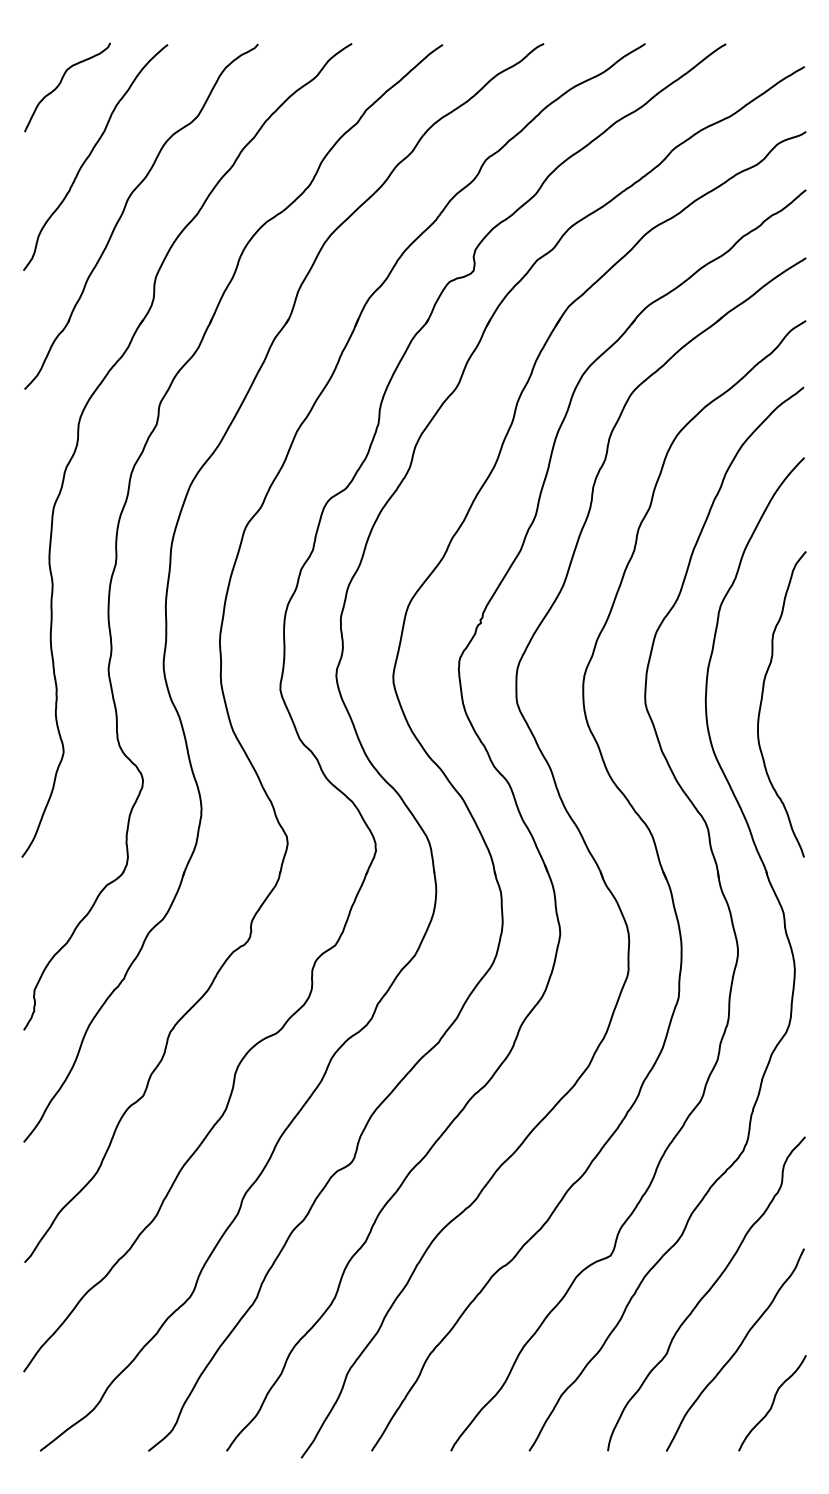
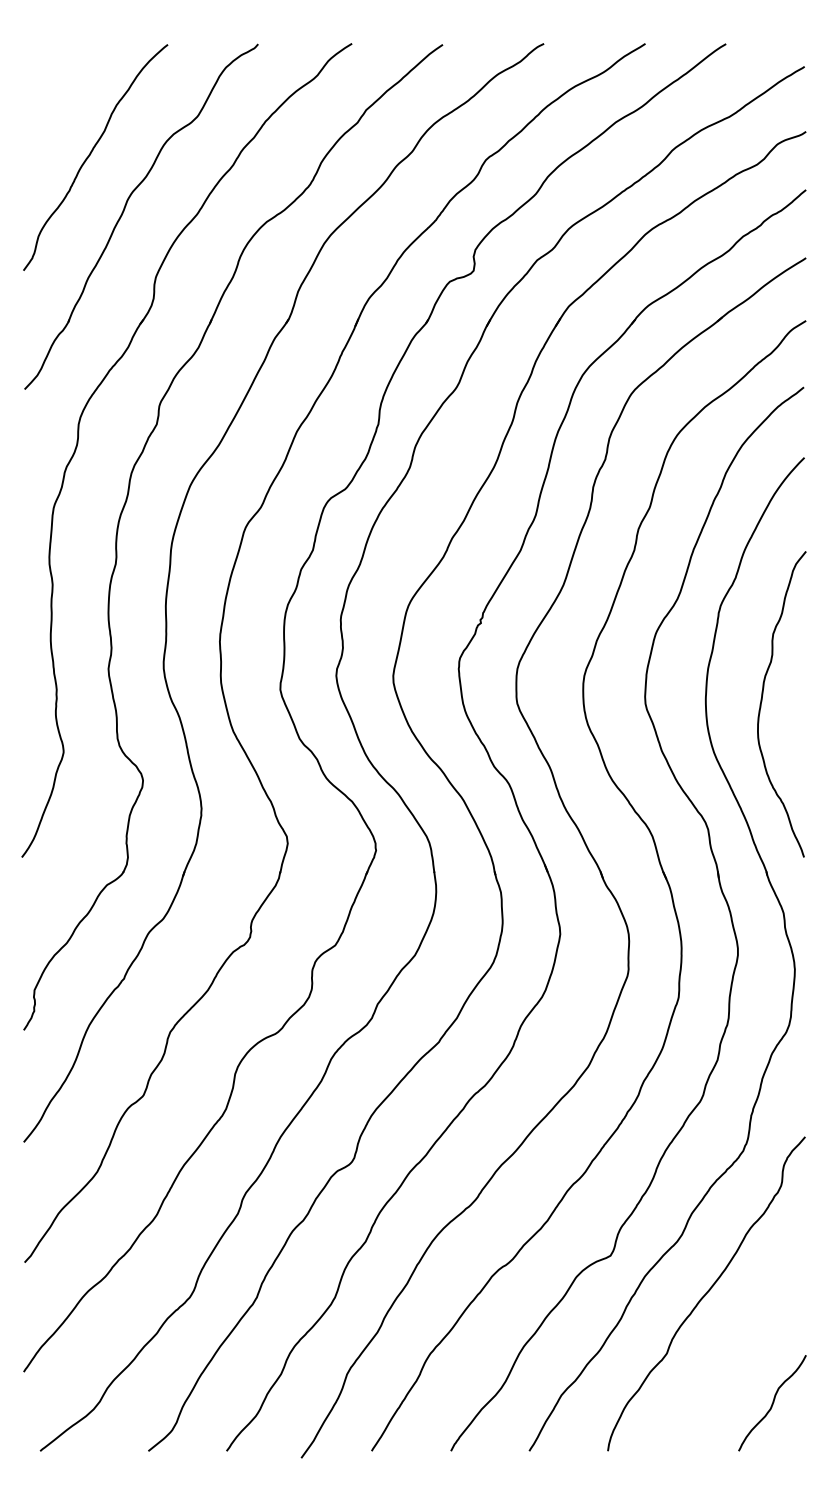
curve: present -> none (60, 84)
curve: present -> none (735, 1350)
